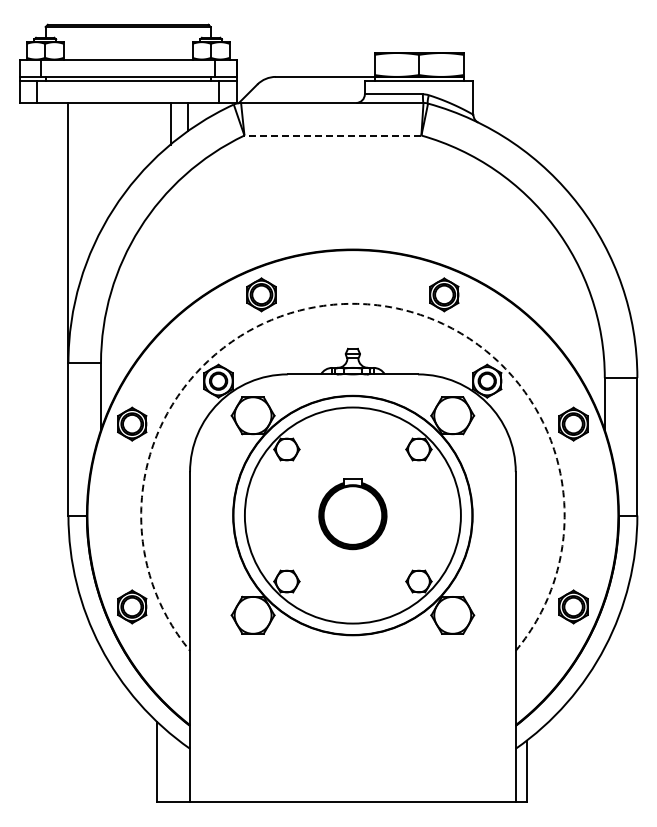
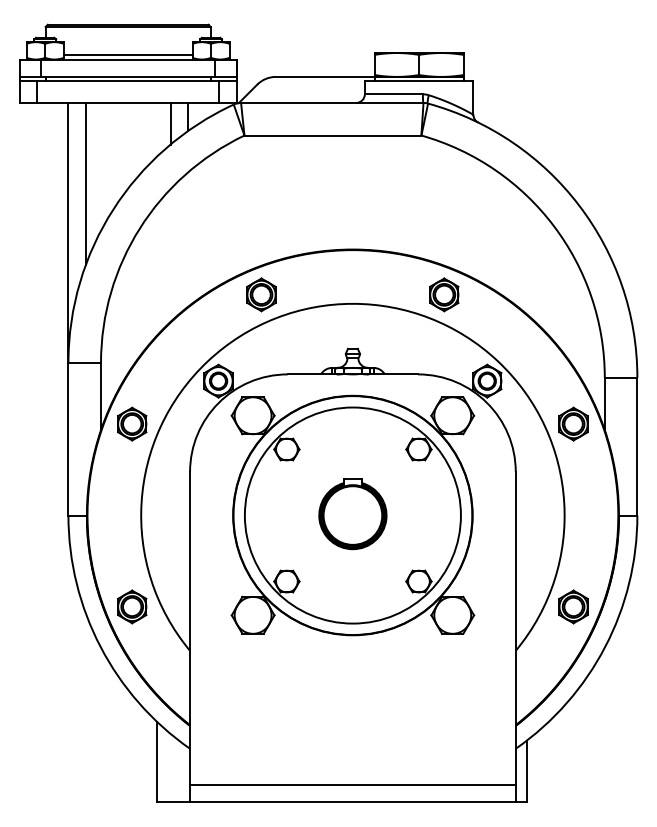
line: none -> present (127, 55)
line: dashed -> solid (332, 135)
line: none -> present (85, 183)
arc: dashed -> solid (352, 303)
line: none -> present (352, 784)
